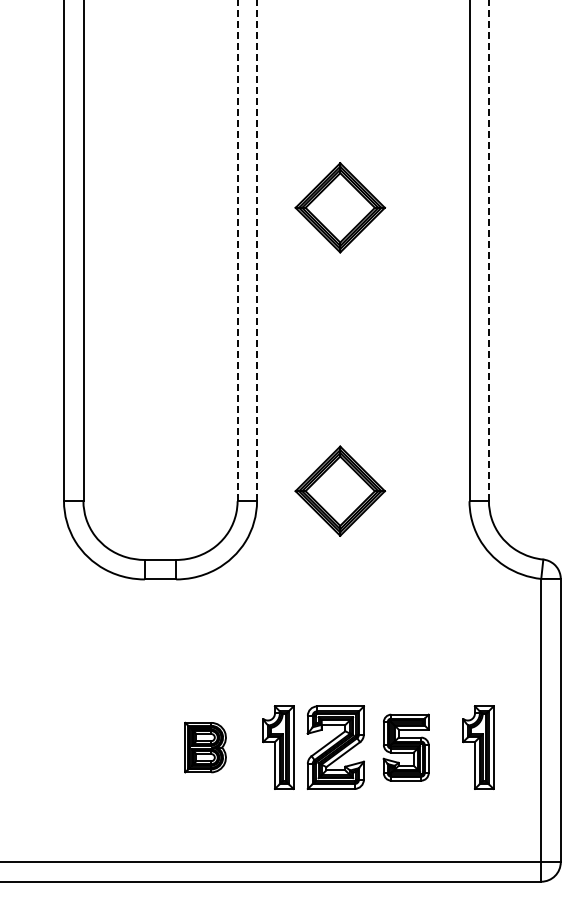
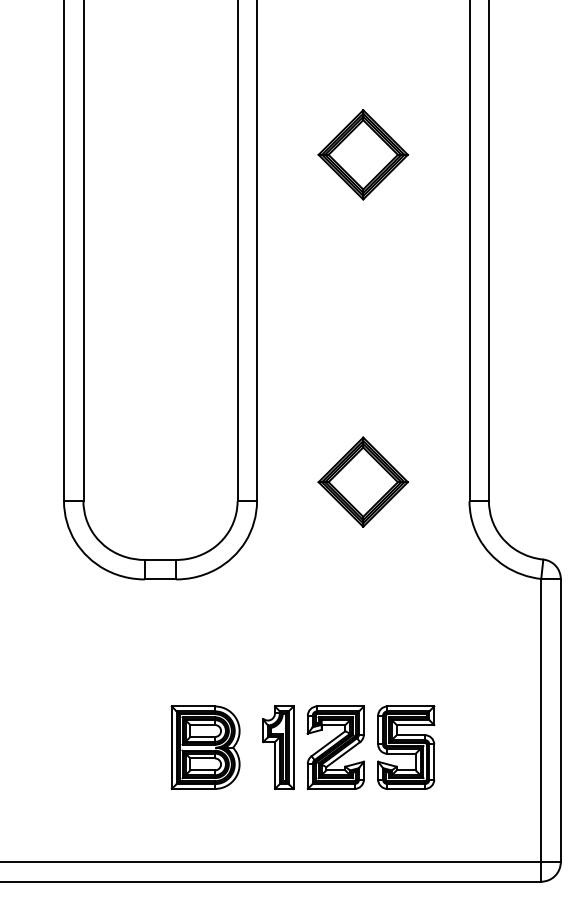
part position: (340, 207) -> (363, 154) (363, 154)
line: dashed -> solid (237, 250)
line: dashed -> solid (257, 250)
line: dashed -> solid (488, 250)
part position: (340, 490) -> (363, 481) (363, 481)
part size: 43x53 px -> 71x85 px (205, 747)
part size: 48x69 px -> 59x85 px (406, 747)
part: present -> none (478, 747)
